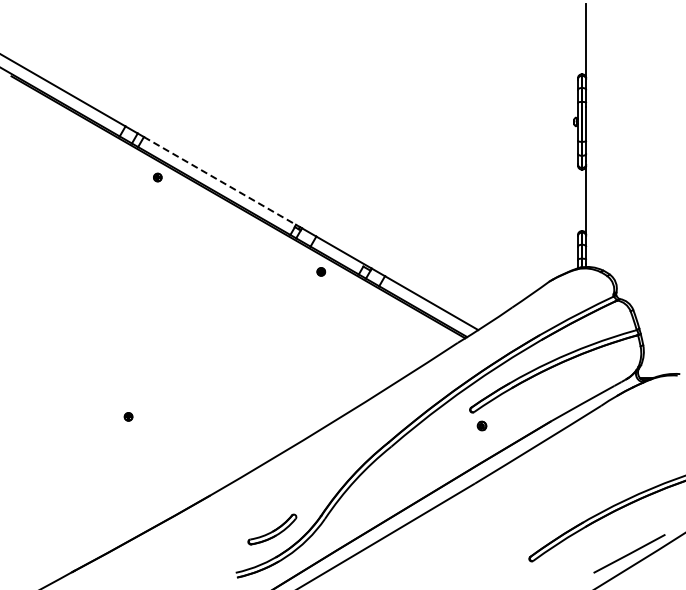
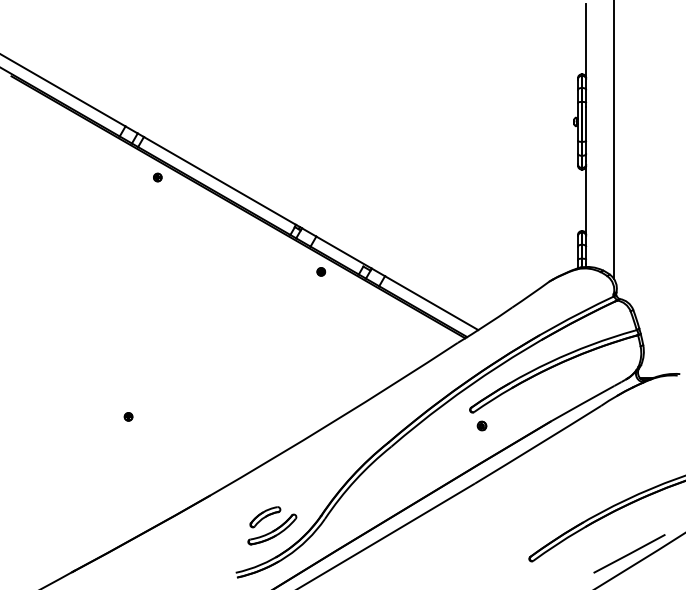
line: none -> present (614, 140)
line: dashed -> solid (220, 180)
part: none -> present (265, 517)
